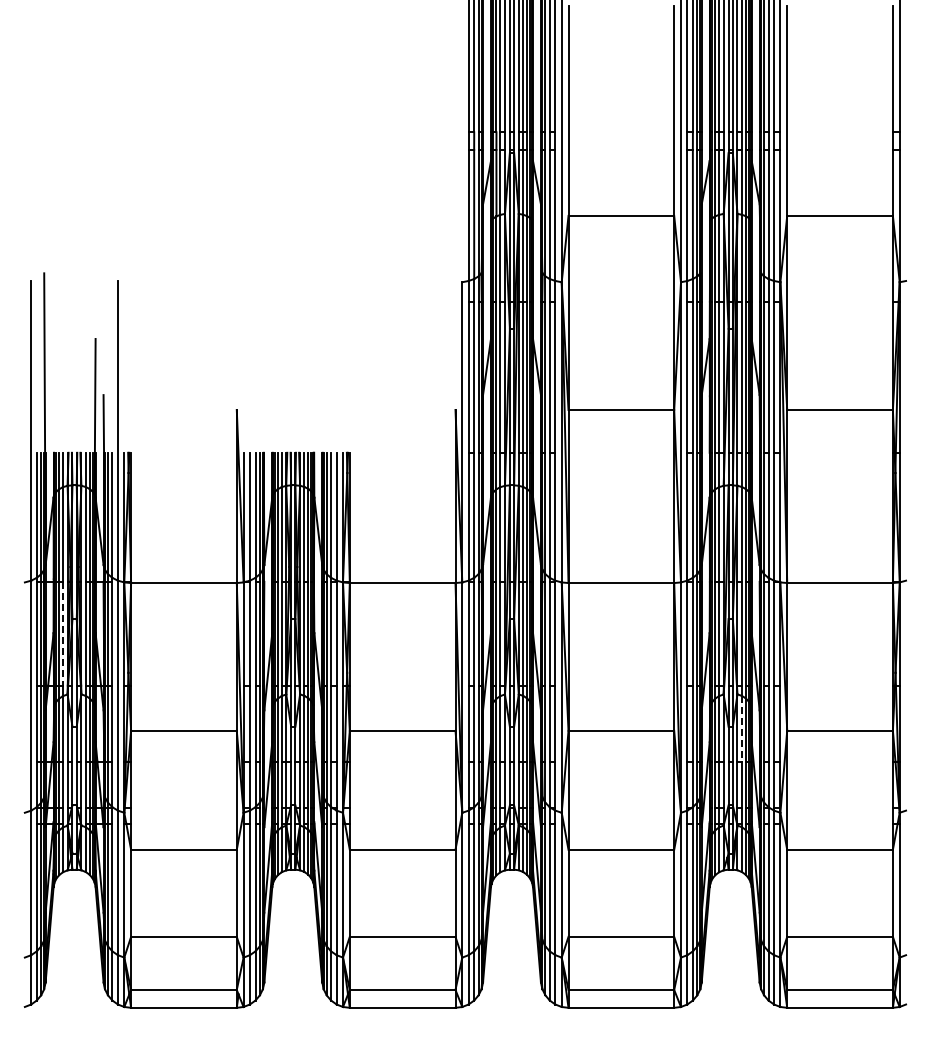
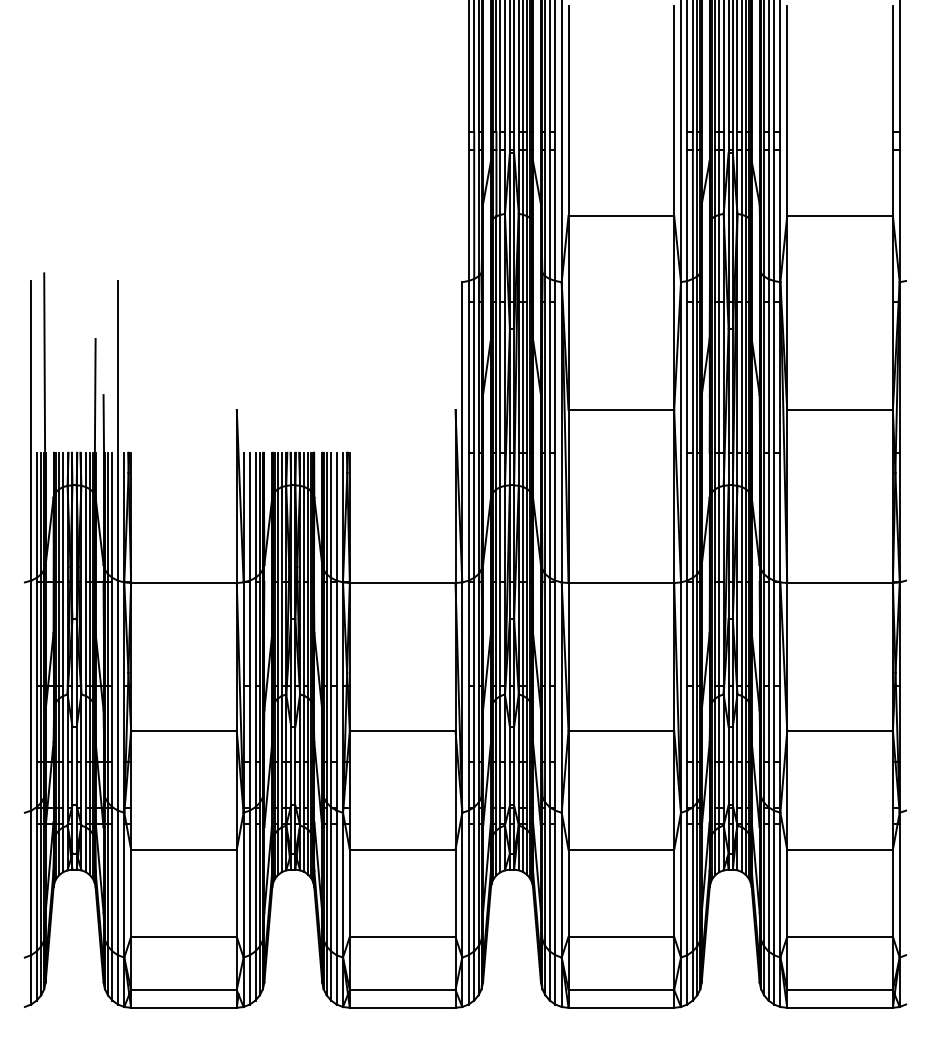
line: dashed -> solid (63, 633)
line: dashed -> solid (741, 728)
